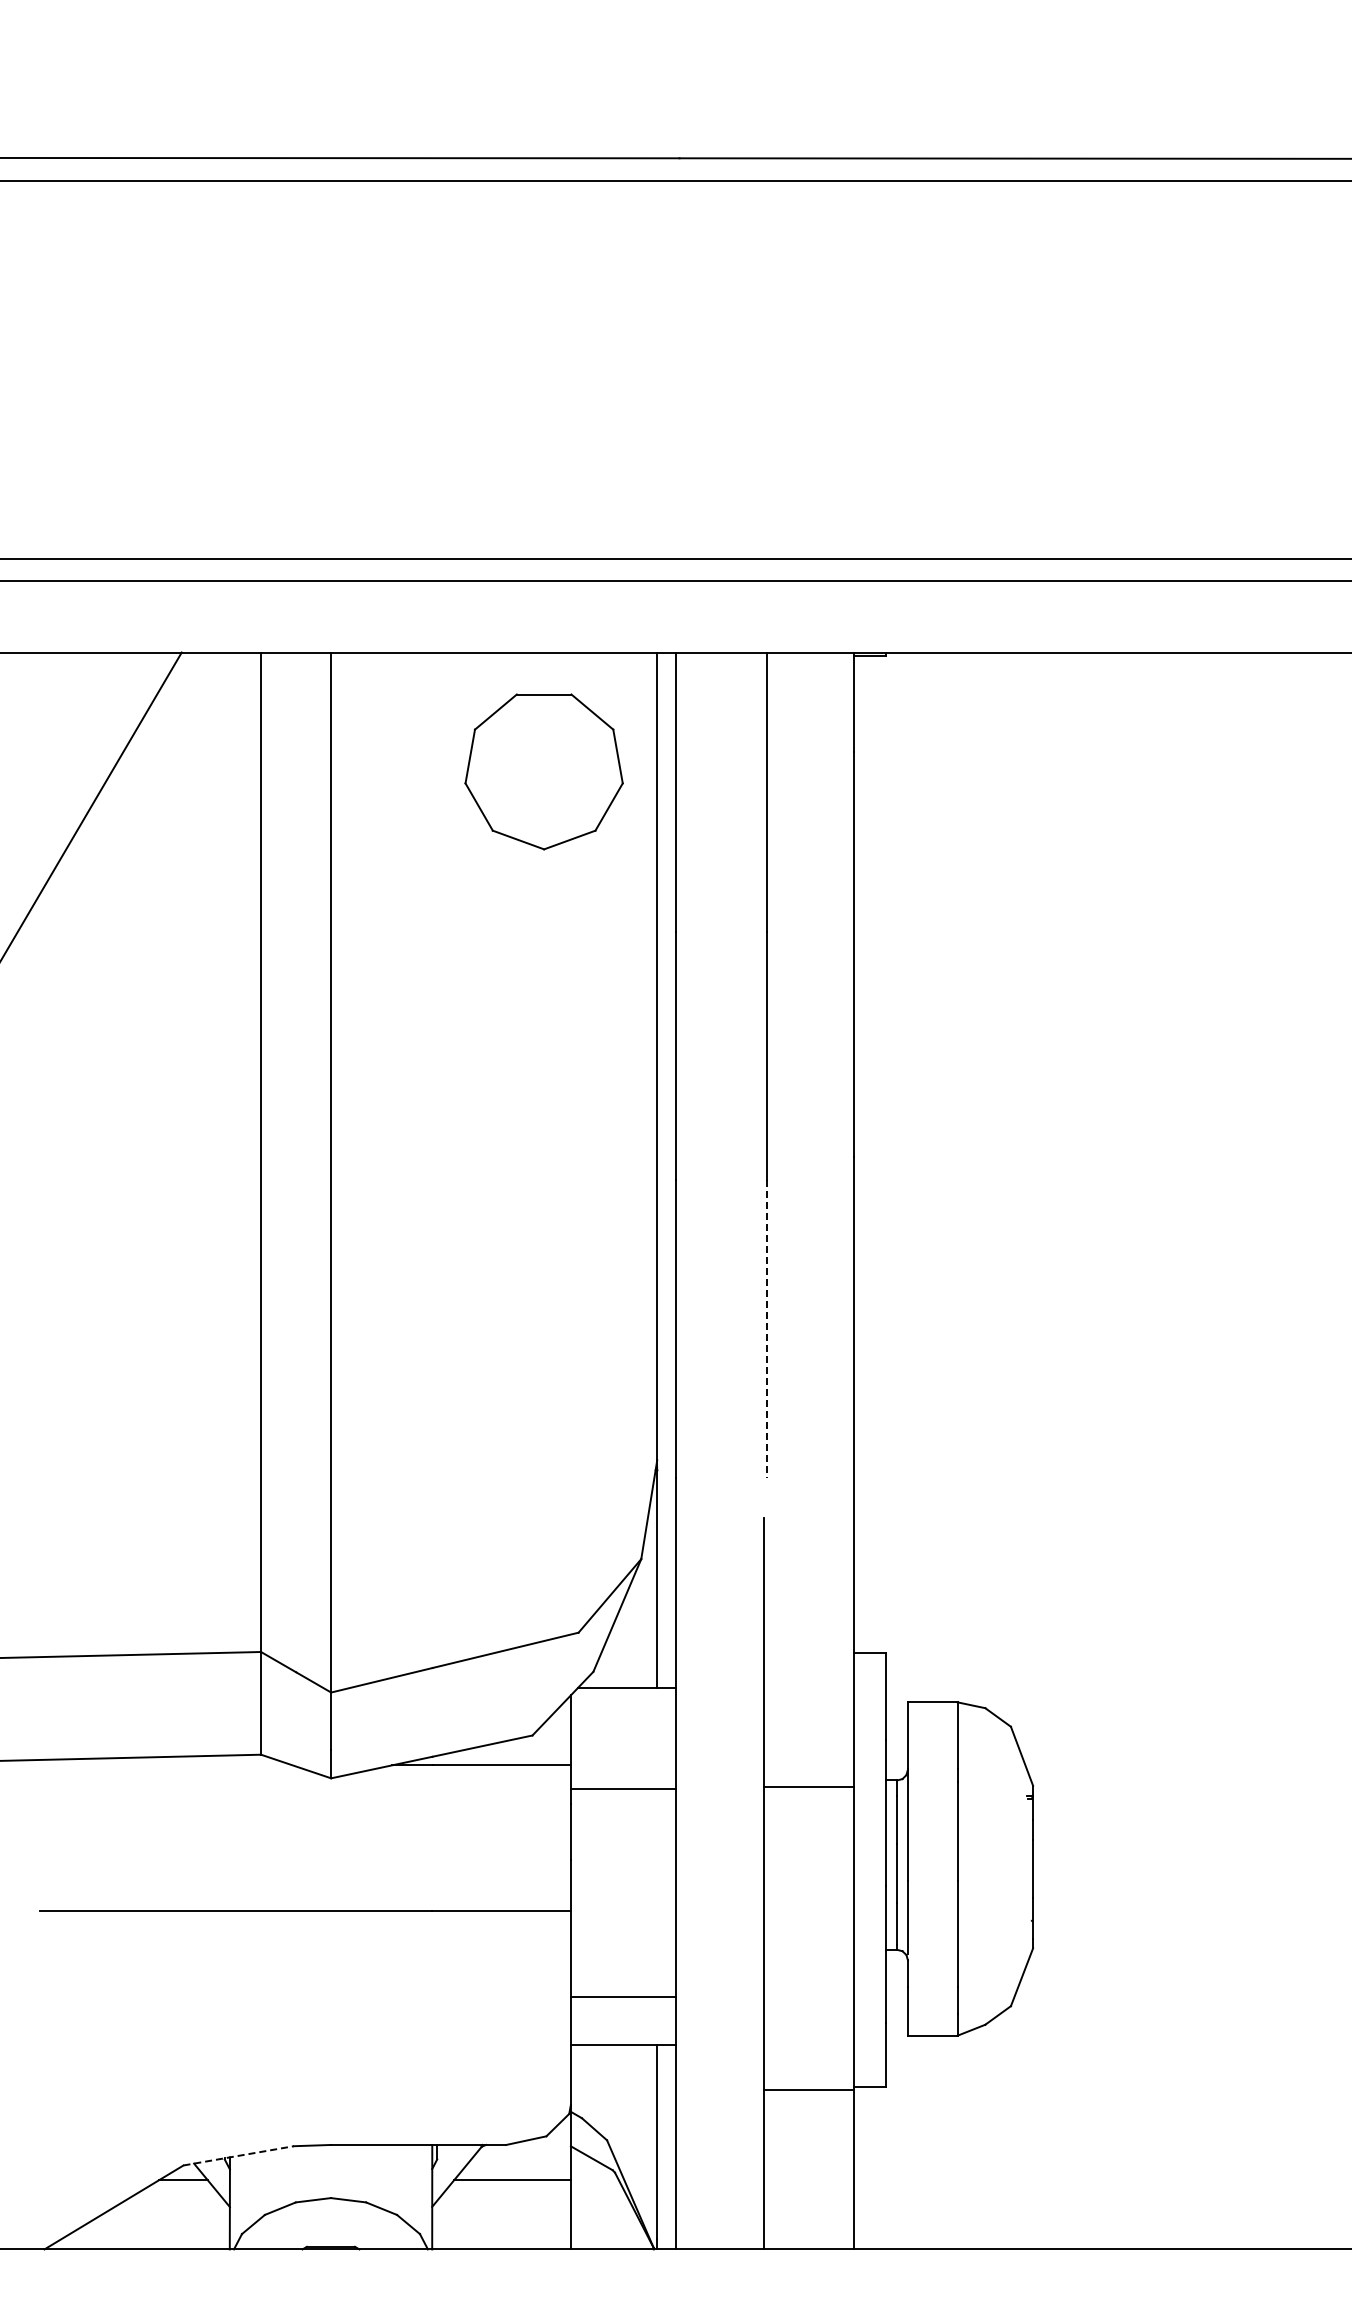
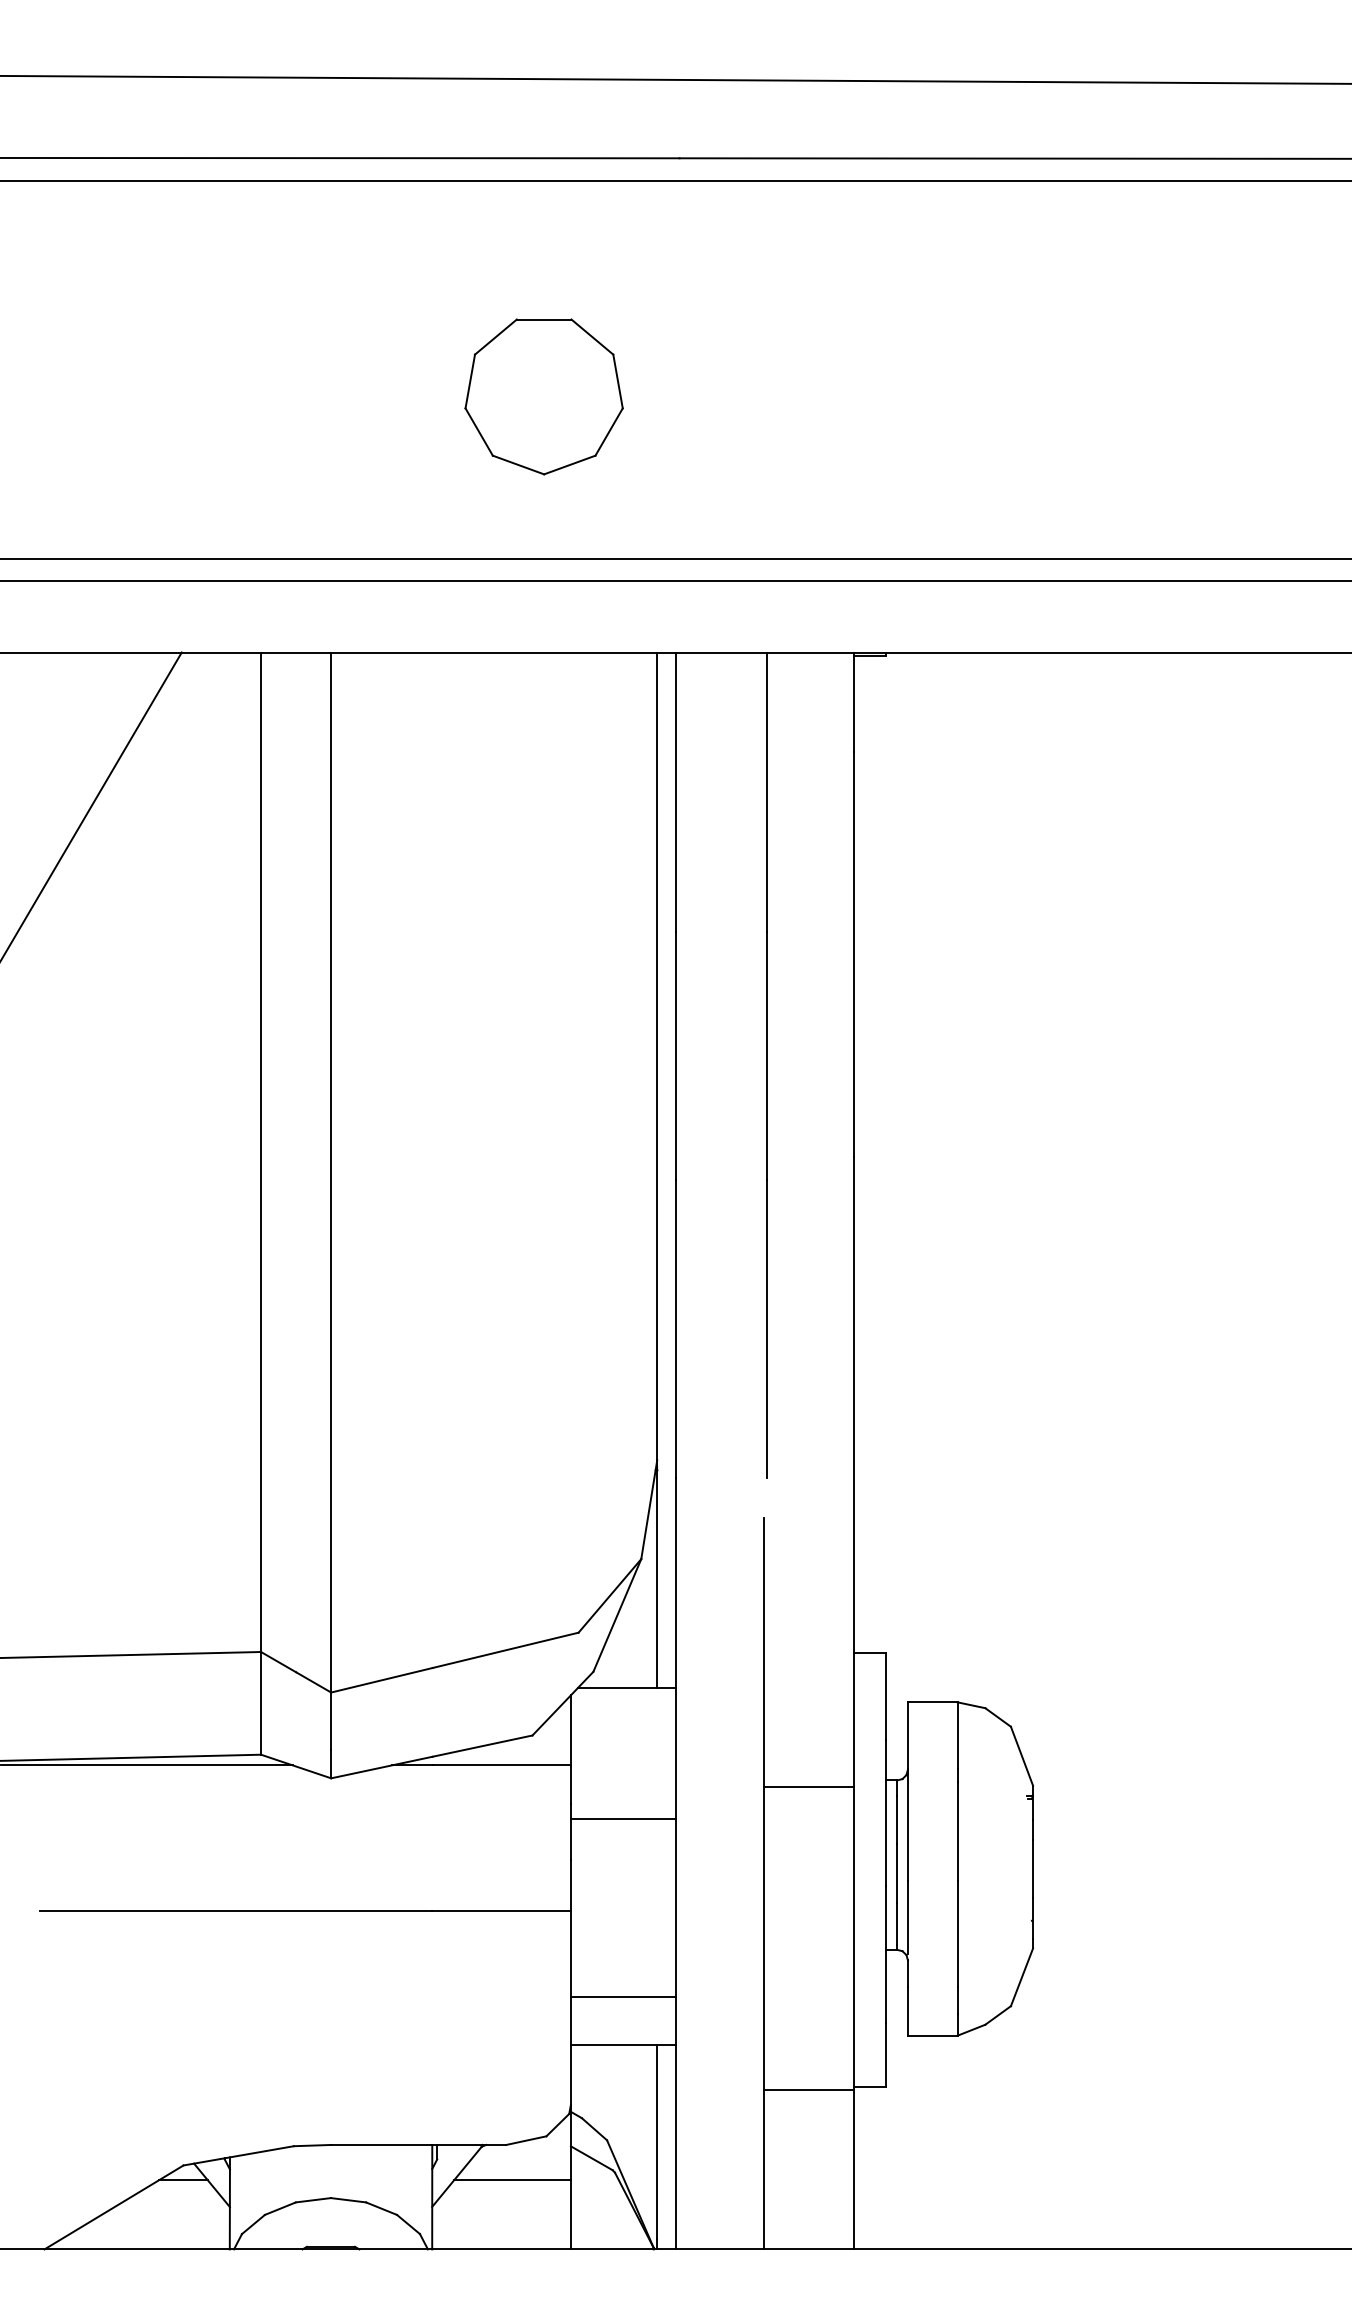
line: none -> present (675, 79)
part position: (543, 771) -> (543, 396) (543, 396)
line: dashed -> solid (766, 1329)
line: none -> present (147, 1765)
line position: (623, 1788) -> (623, 1818) (623, 1818)
line: dashed -> solid (239, 2155)
